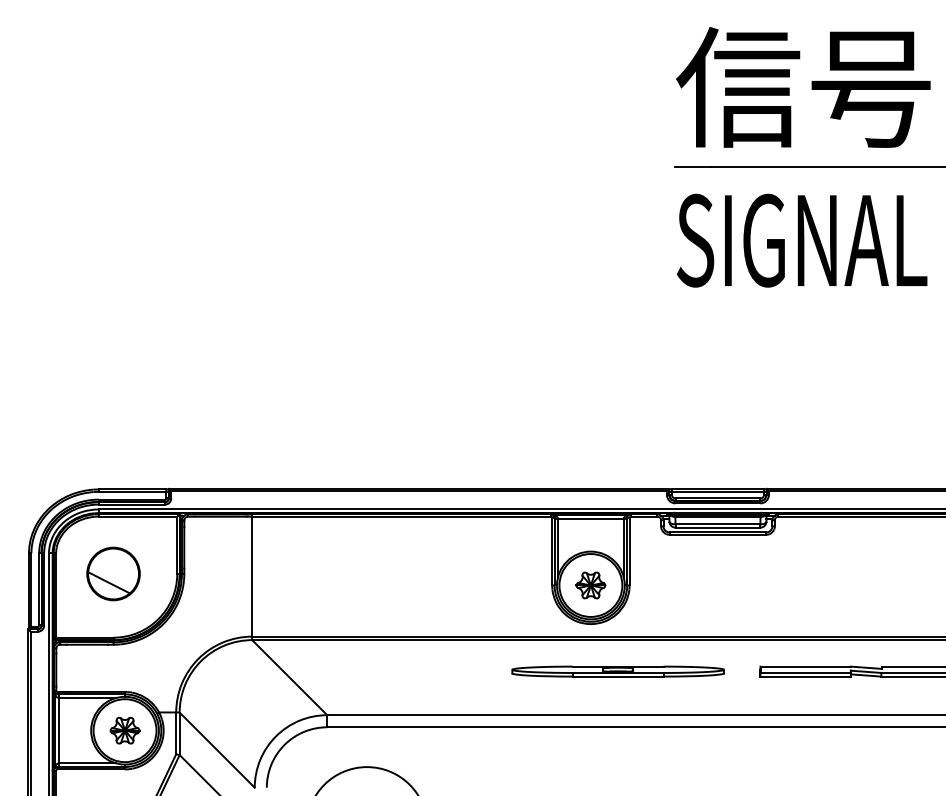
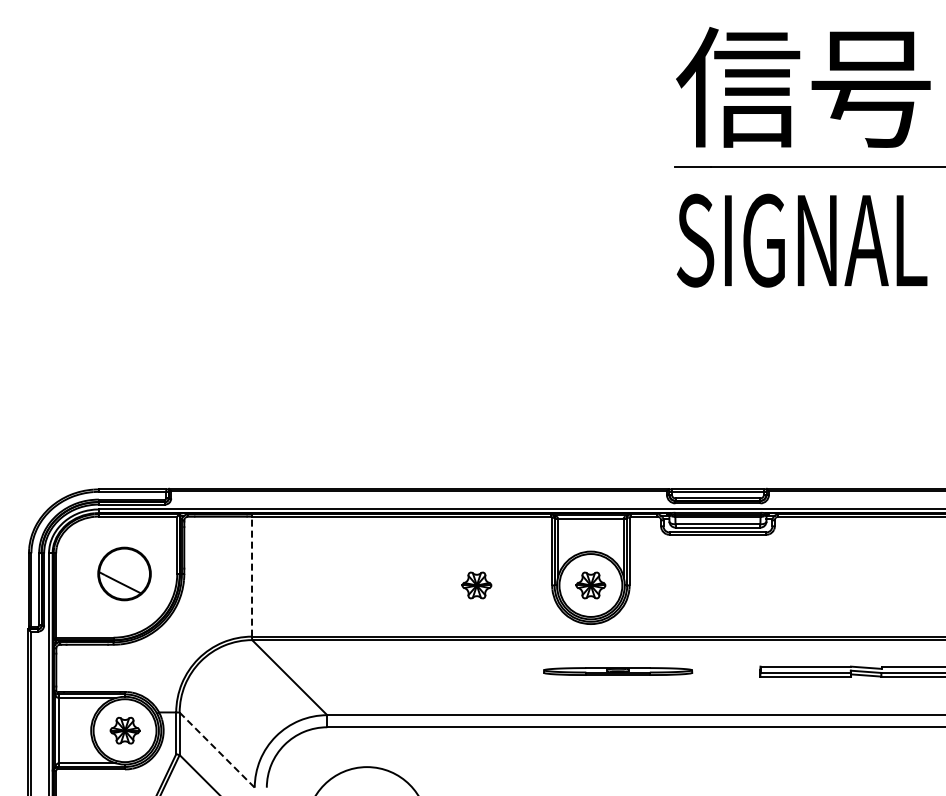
part position: (113, 573) -> (124, 573) (124, 573)
line: solid -> dashed (252, 576)
part: none -> present (476, 585)
part size: 214x13 px -> 151x9 px (618, 671)
line: solid -> dashed (217, 750)
